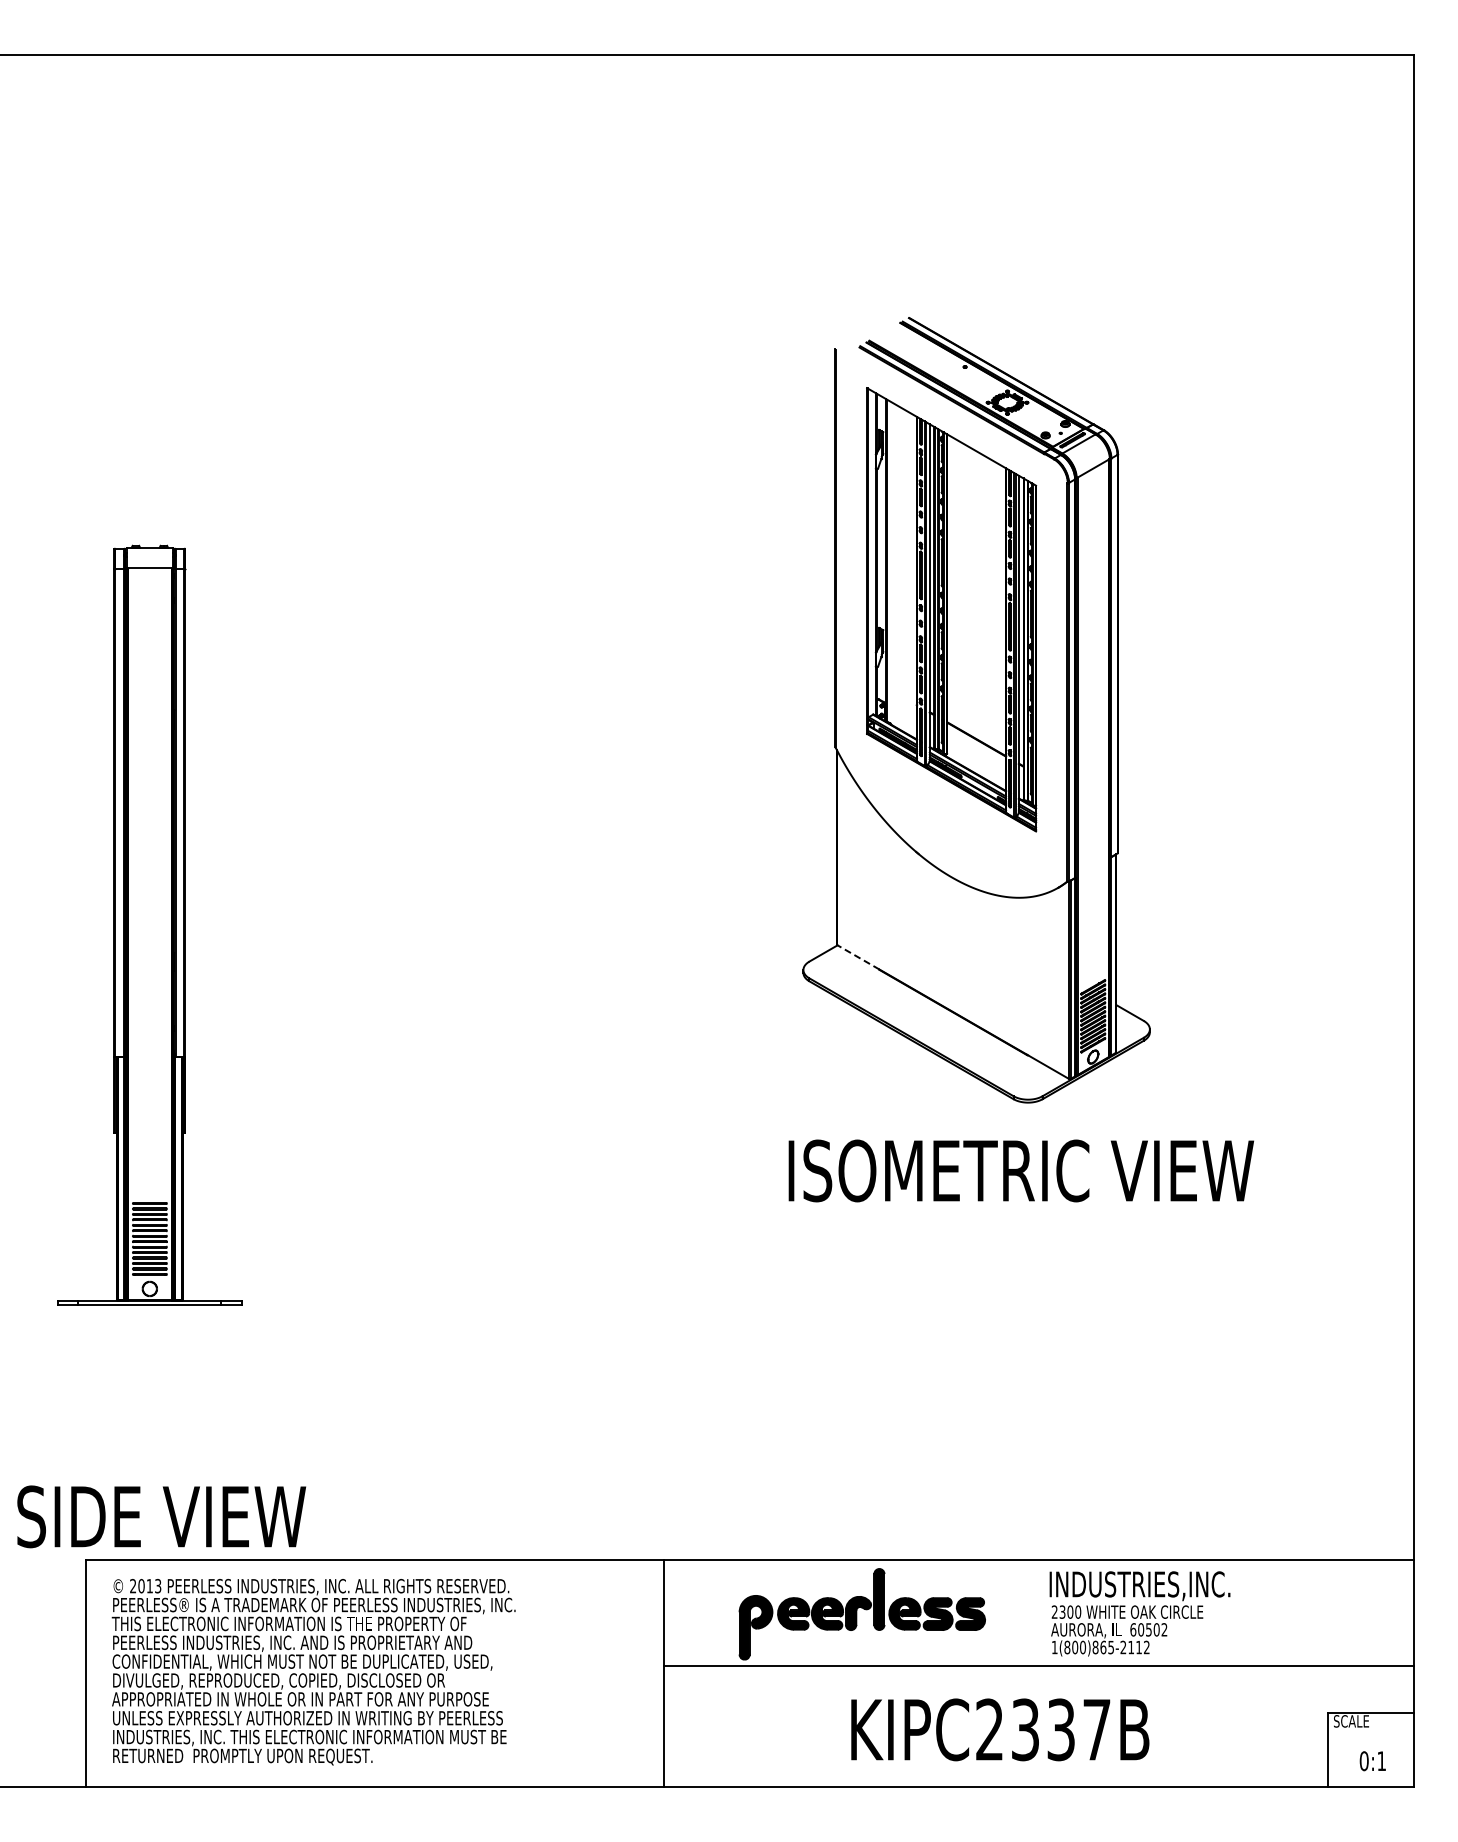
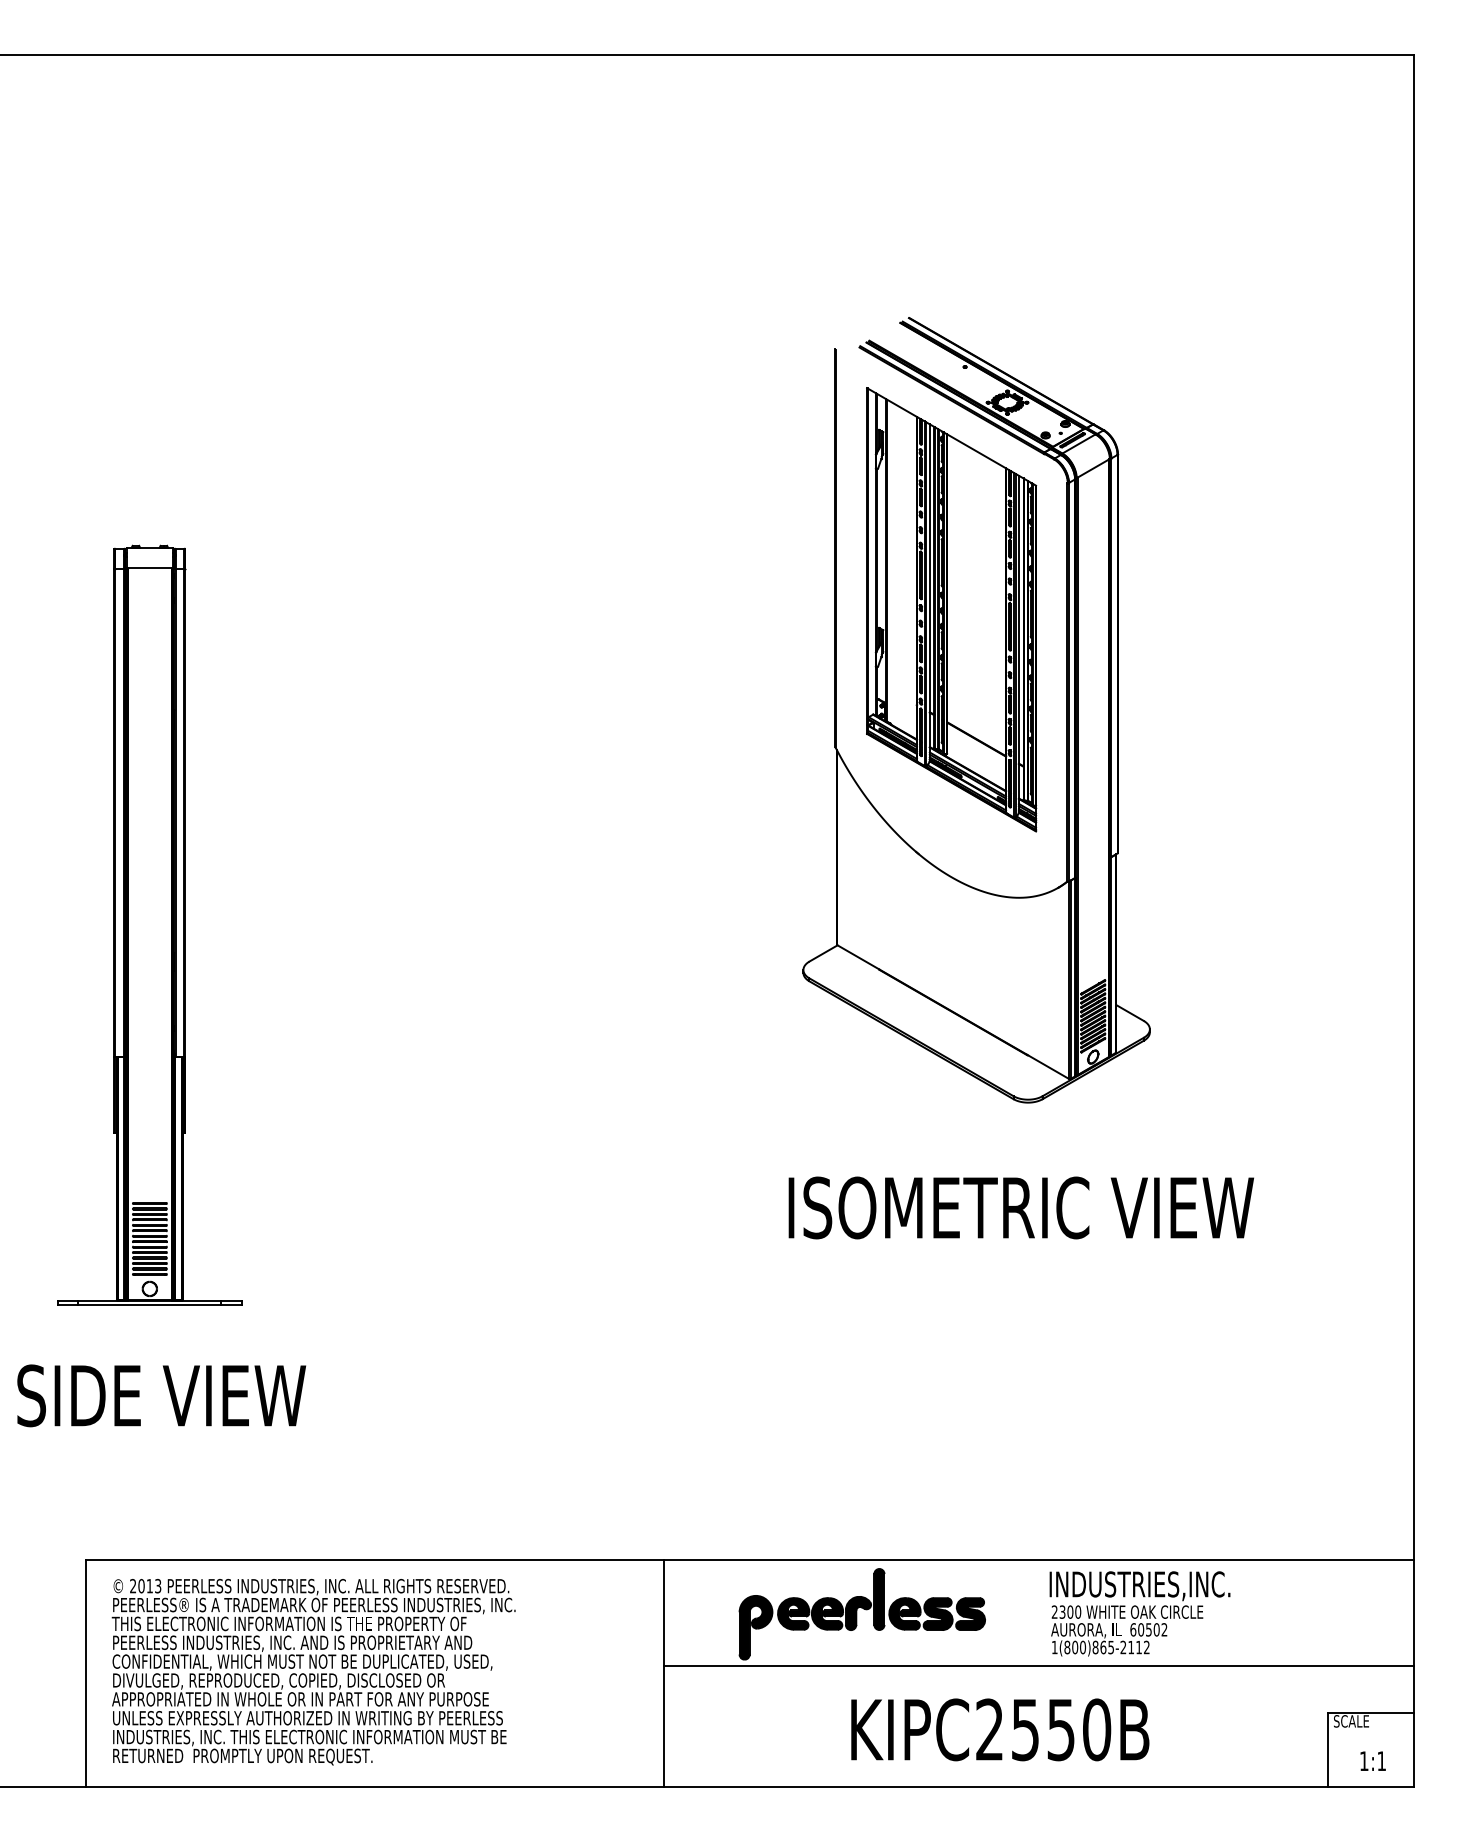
line: dashed -> solid (858, 957)
text position: (1020, 1170) -> (1020, 1207) (1020, 1207)
text position: (161, 1516) -> (161, 1395) (161, 1395)
text: KIPC2337B -> KIPC2550B (1061, 1729)
text: 0:1 -> 1:1 (1363, 1761)
